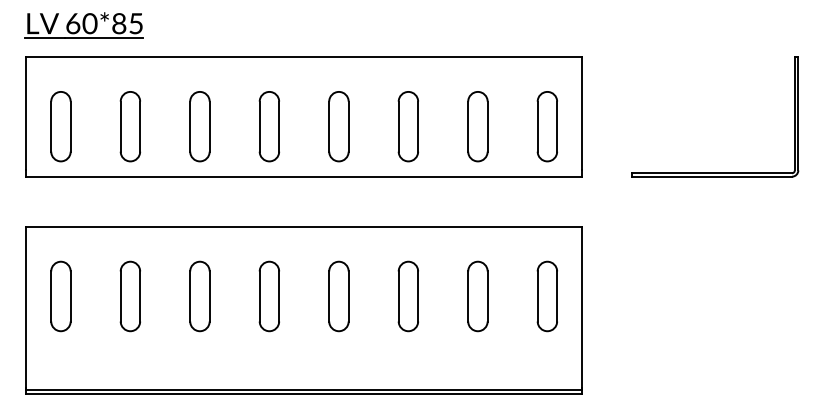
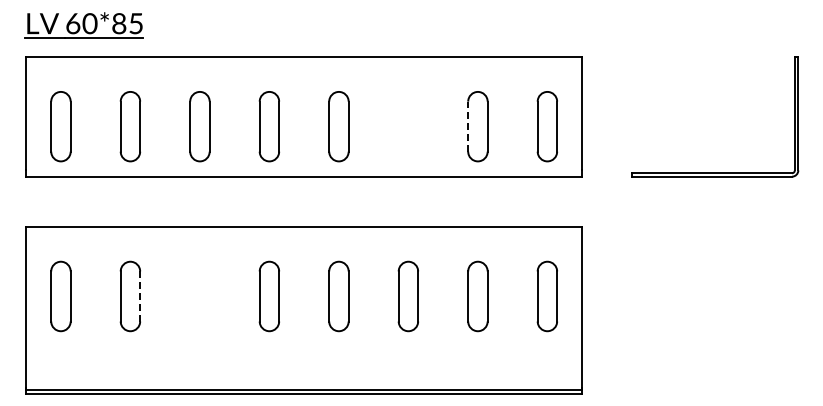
part: present -> none (407, 126)
line: solid -> dashed (468, 126)
line: solid -> dashed (140, 296)
part: present -> none (199, 296)
